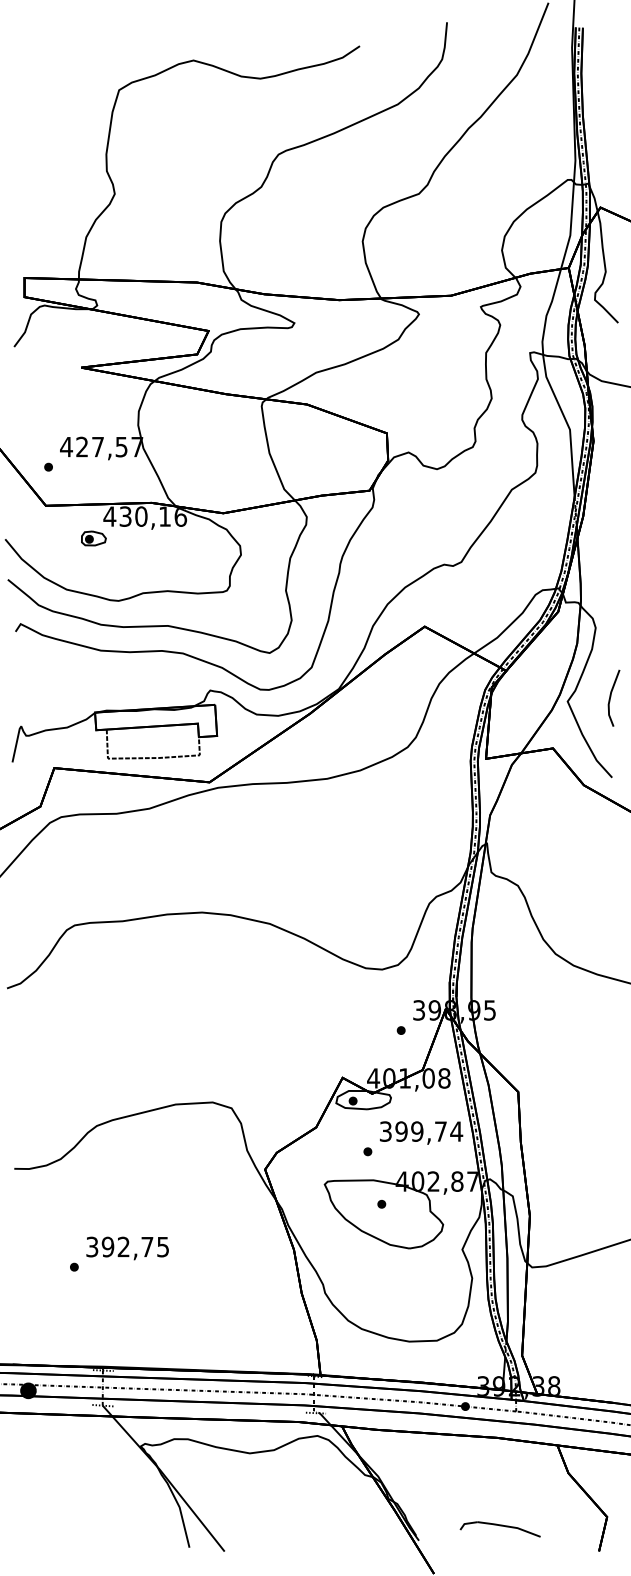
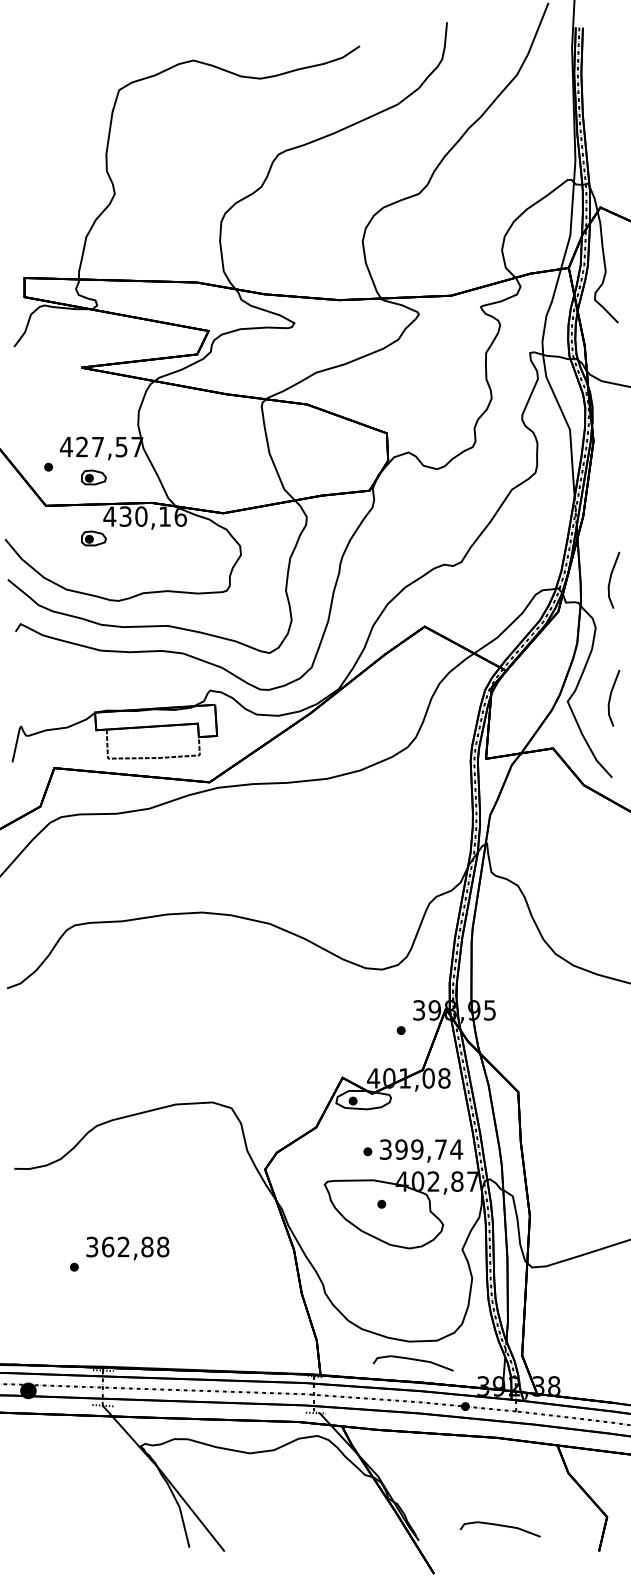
part: none -> present (93, 477)
line: none -> present (611, 579)
text position: (421, 1132) -> (421, 1150) (421, 1150)
text: 392,75 -> 362,88 (135, 1246)
part: none -> present (412, 1363)
